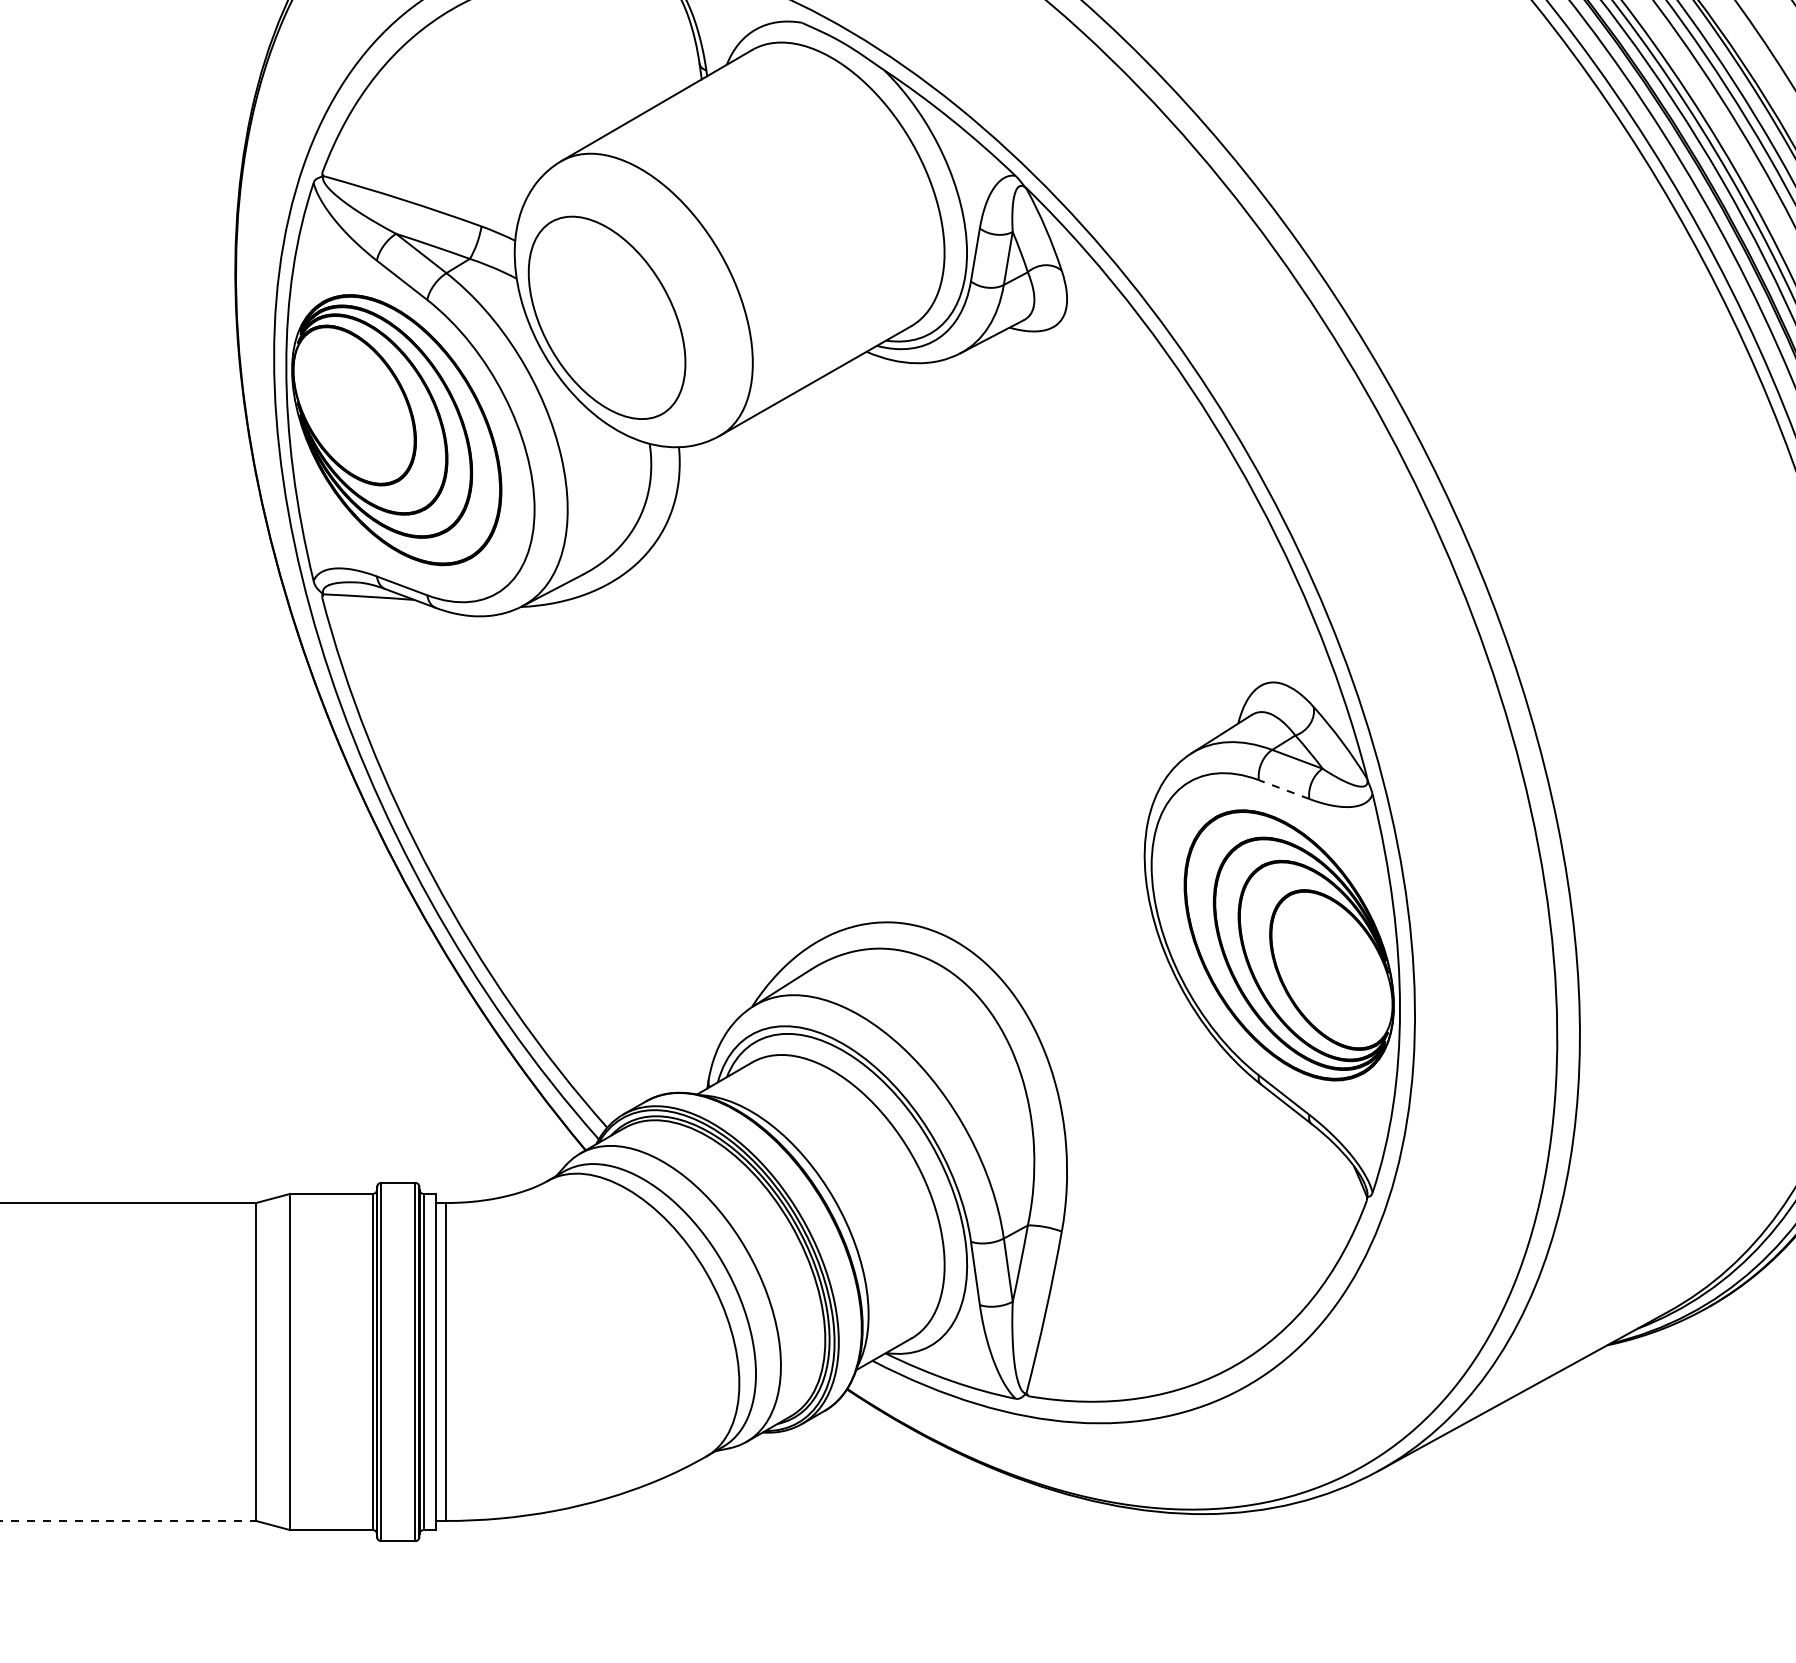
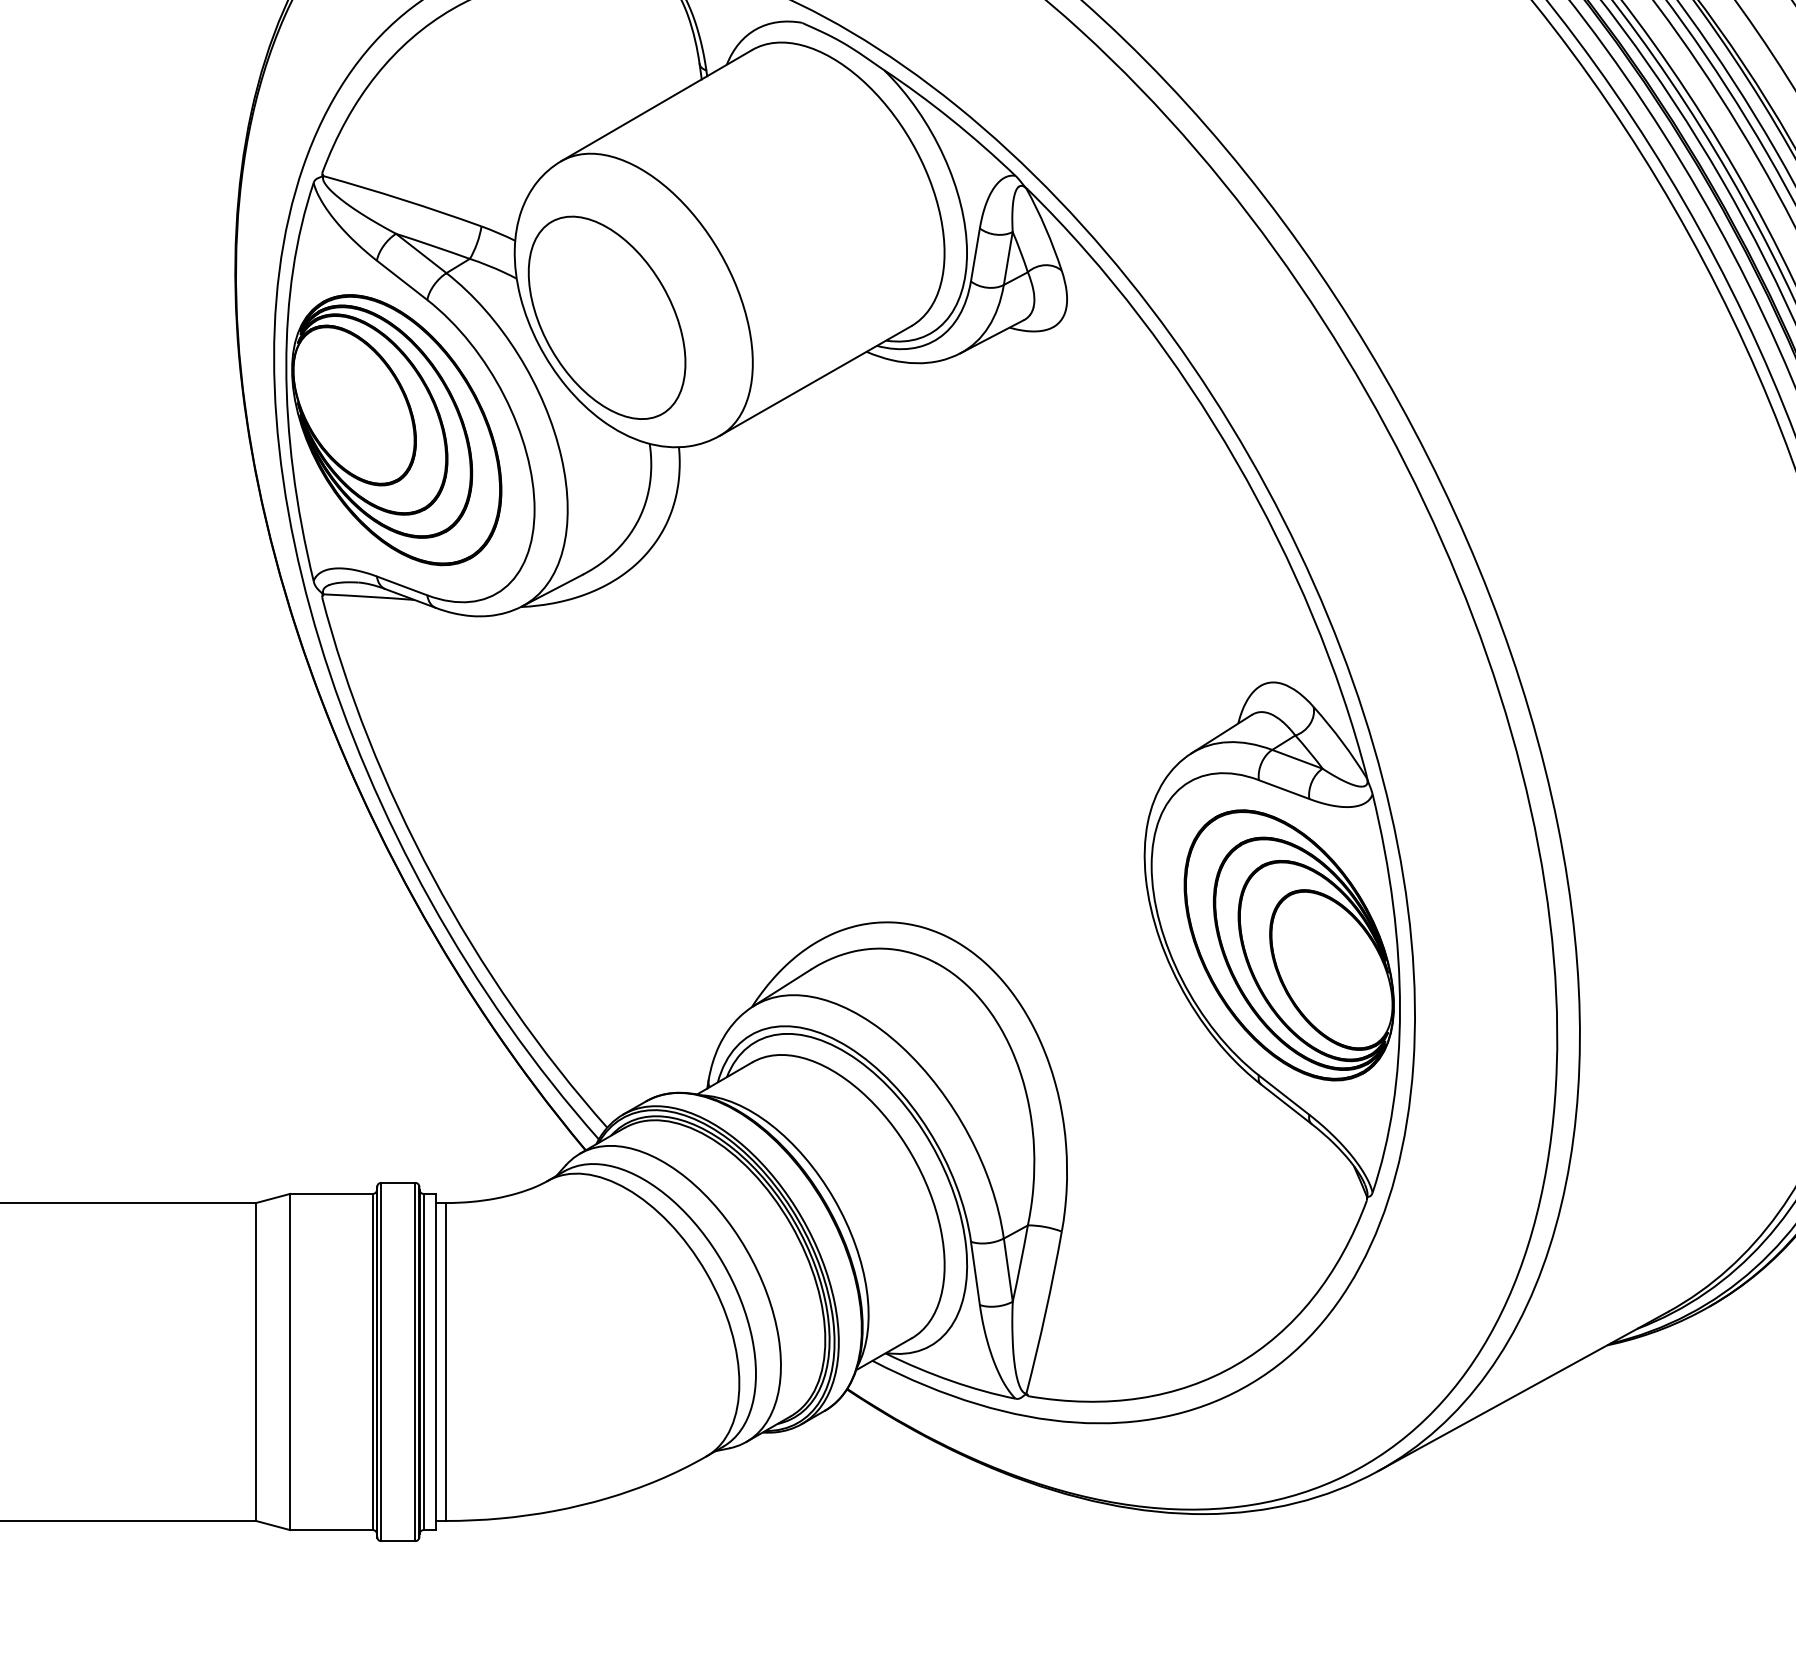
line: dashed -> solid (1284, 789)
line: dashed -> solid (128, 1520)
